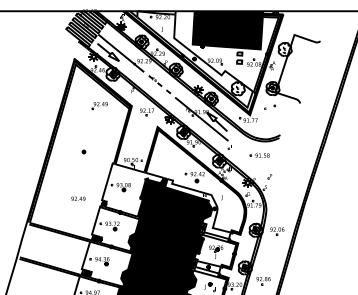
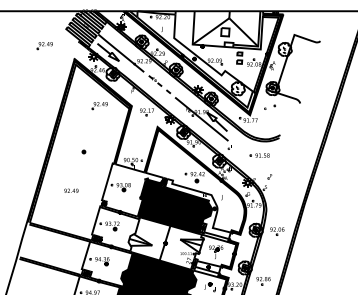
fill: present -> none (227, 30)
part: none -> present (44, 46)
text position: (78, 198) -> (71, 190) (71, 190)
fill: present -> none (166, 243)
